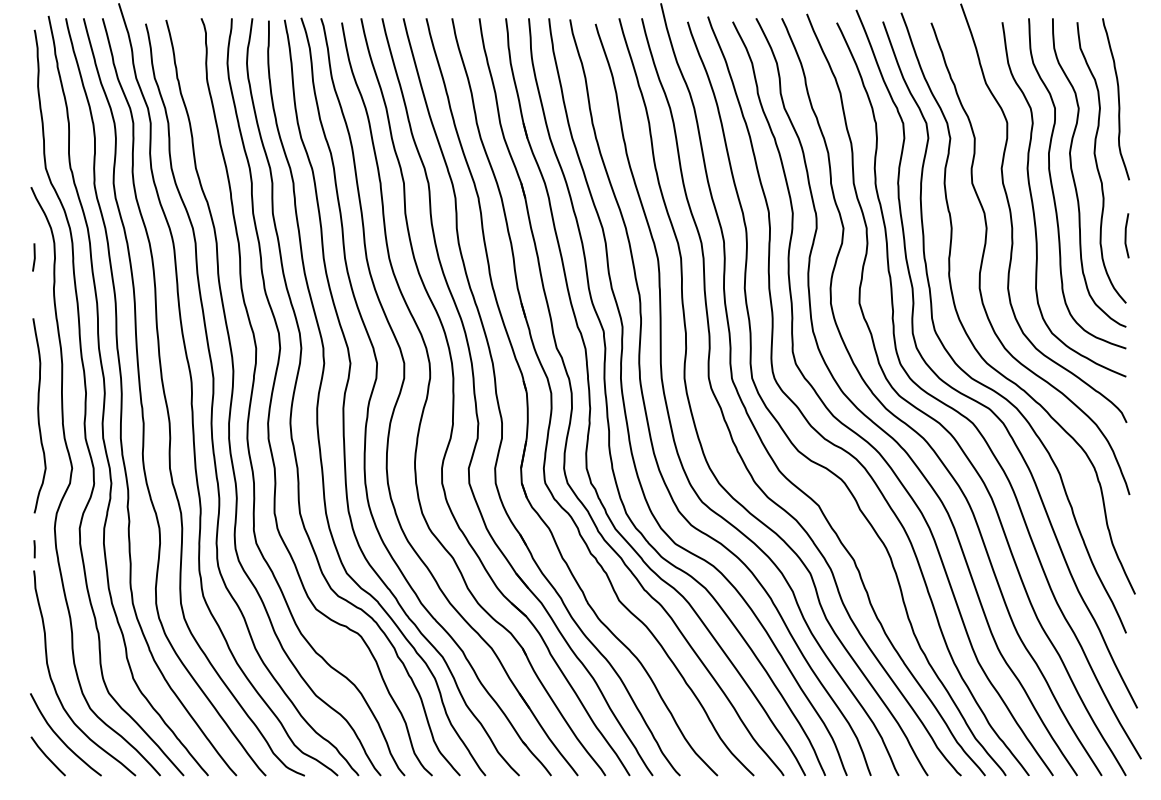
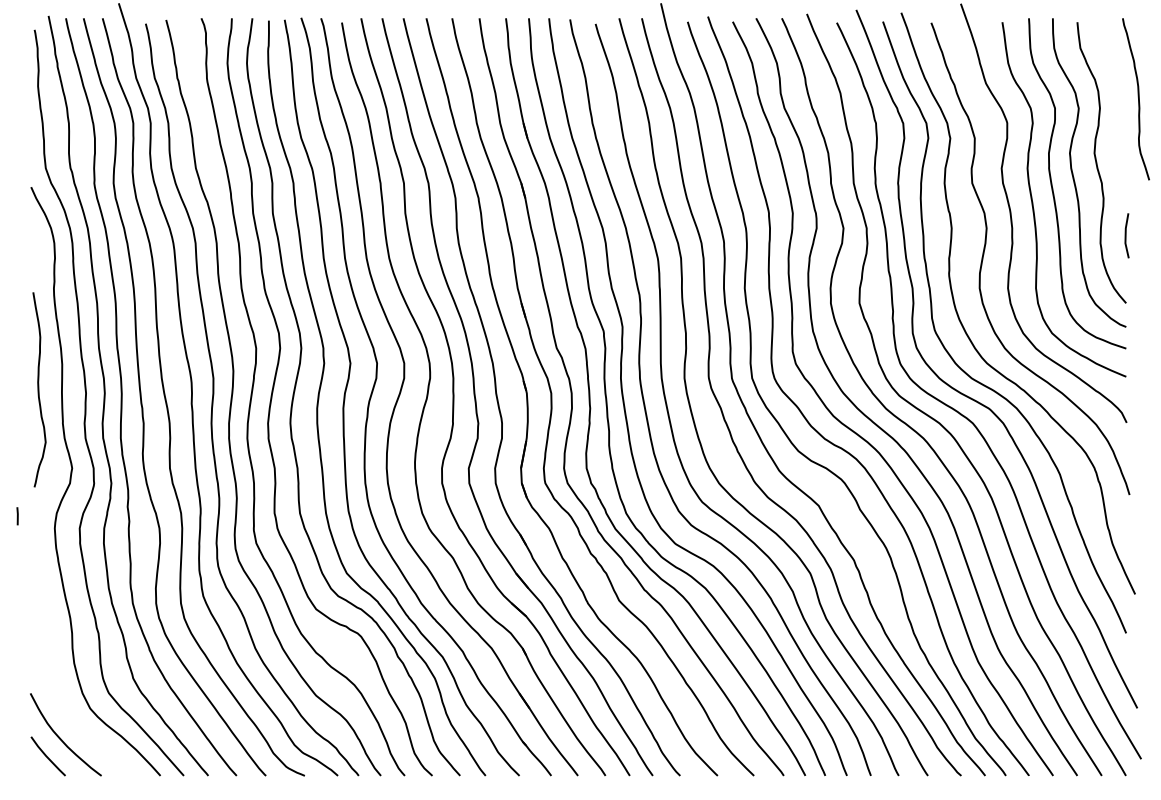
curve position: (1118, 99) -> (1138, 99) (1138, 99)
line: present -> none (33, 256)
curve position: (39, 415) -> (39, 389) (39, 389)
line position: (34, 549) -> (17, 516) (17, 516)
curve: present -> none (55, 686)
